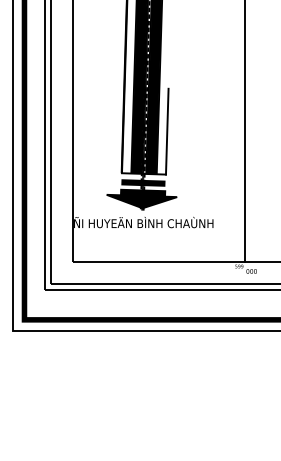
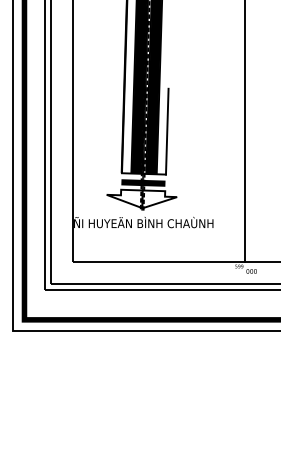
fill: present -> none (141, 198)
